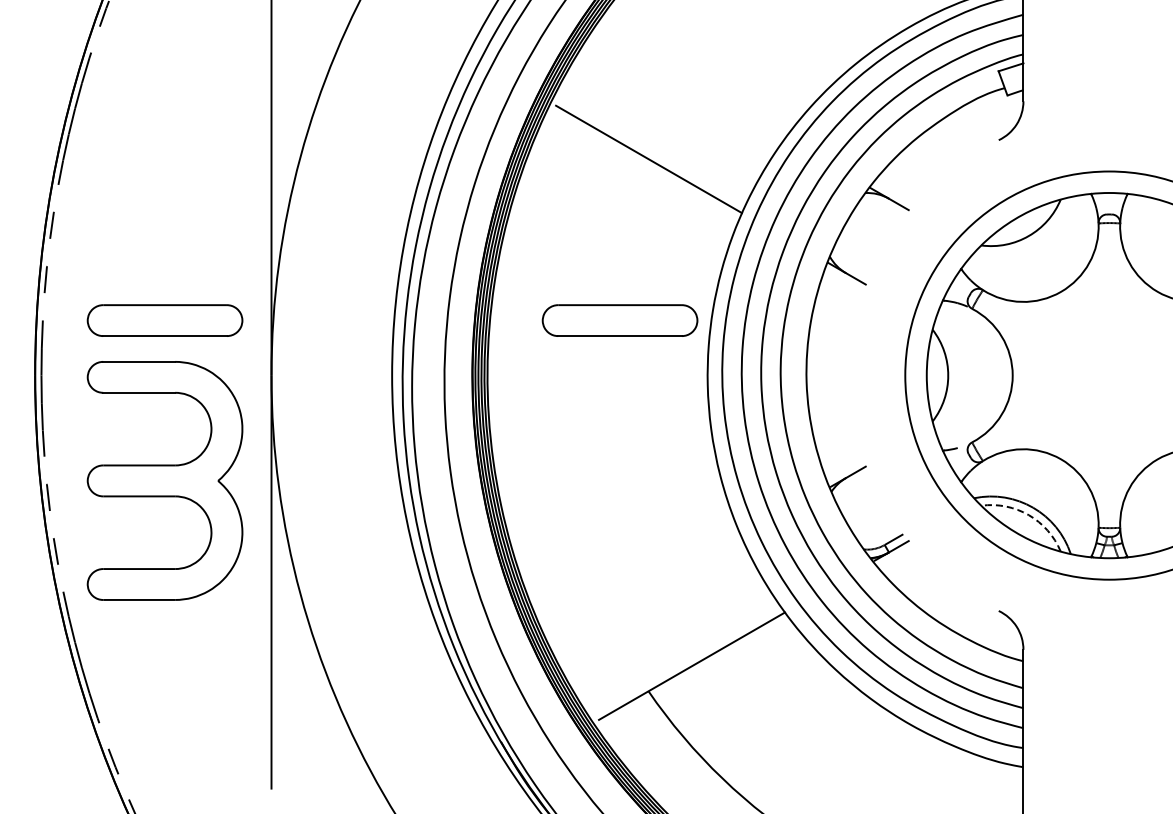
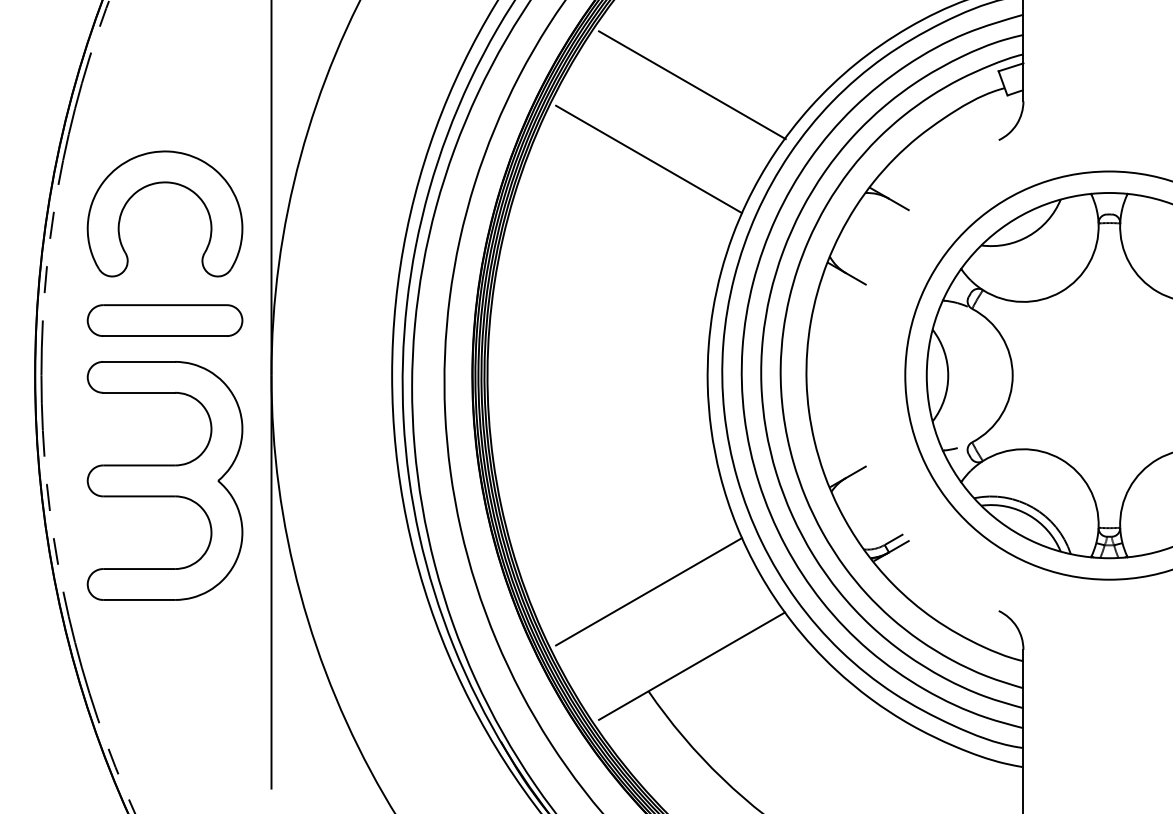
line: none -> present (692, 85)
part: none -> present (164, 183)
part: present -> none (619, 320)
arc: dashed -> solid (1028, 515)
line: none -> present (648, 591)
